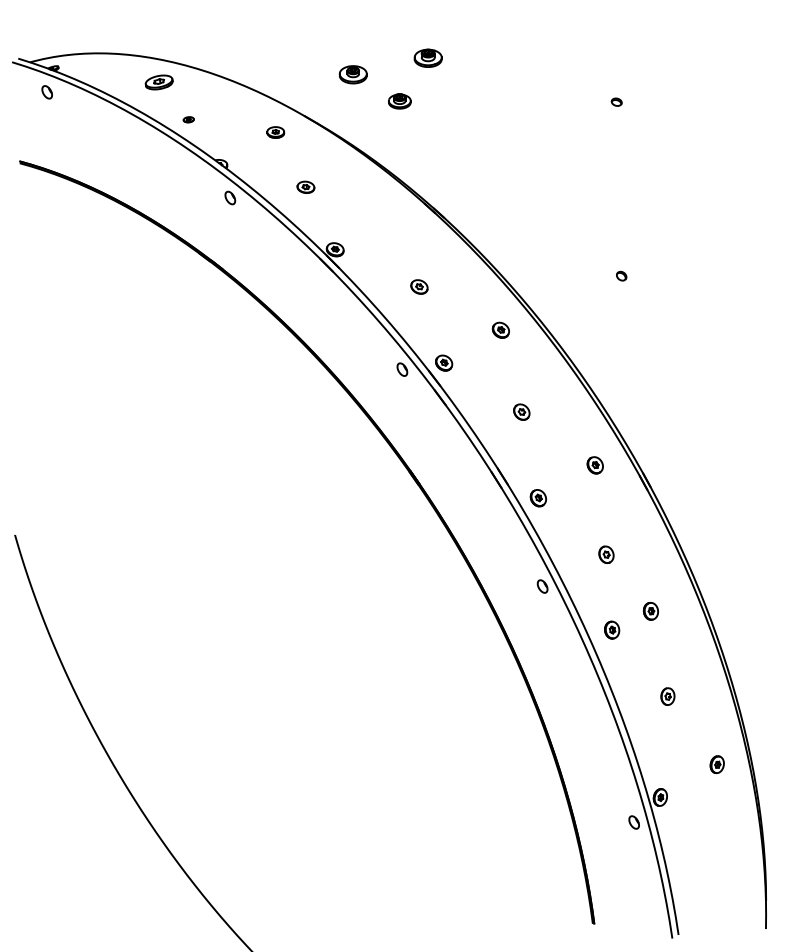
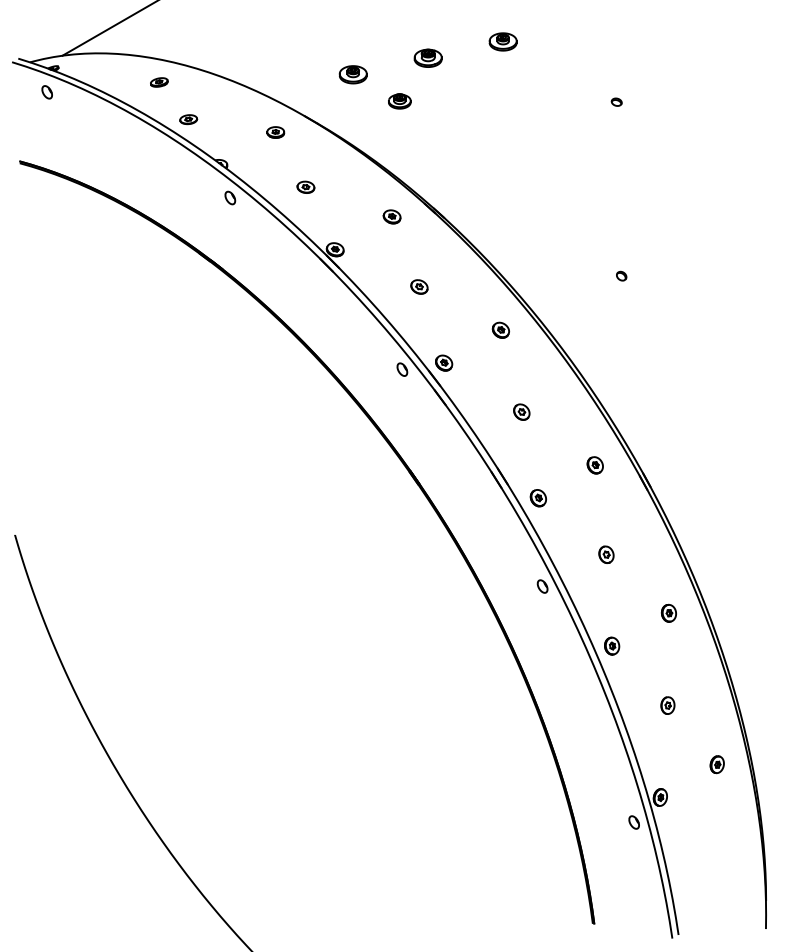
line: none -> present (108, 28)
part: none -> present (502, 41)
part size: 30x17 px -> 19x11 px (159, 82)
part size: 13x8 px -> 20x12 px (188, 119)
part: none -> present (391, 216)
part position: (650, 610) -> (668, 612) (668, 612)
part position: (612, 629) -> (612, 645) (612, 645)
part position: (667, 696) -> (667, 705) (667, 705)
